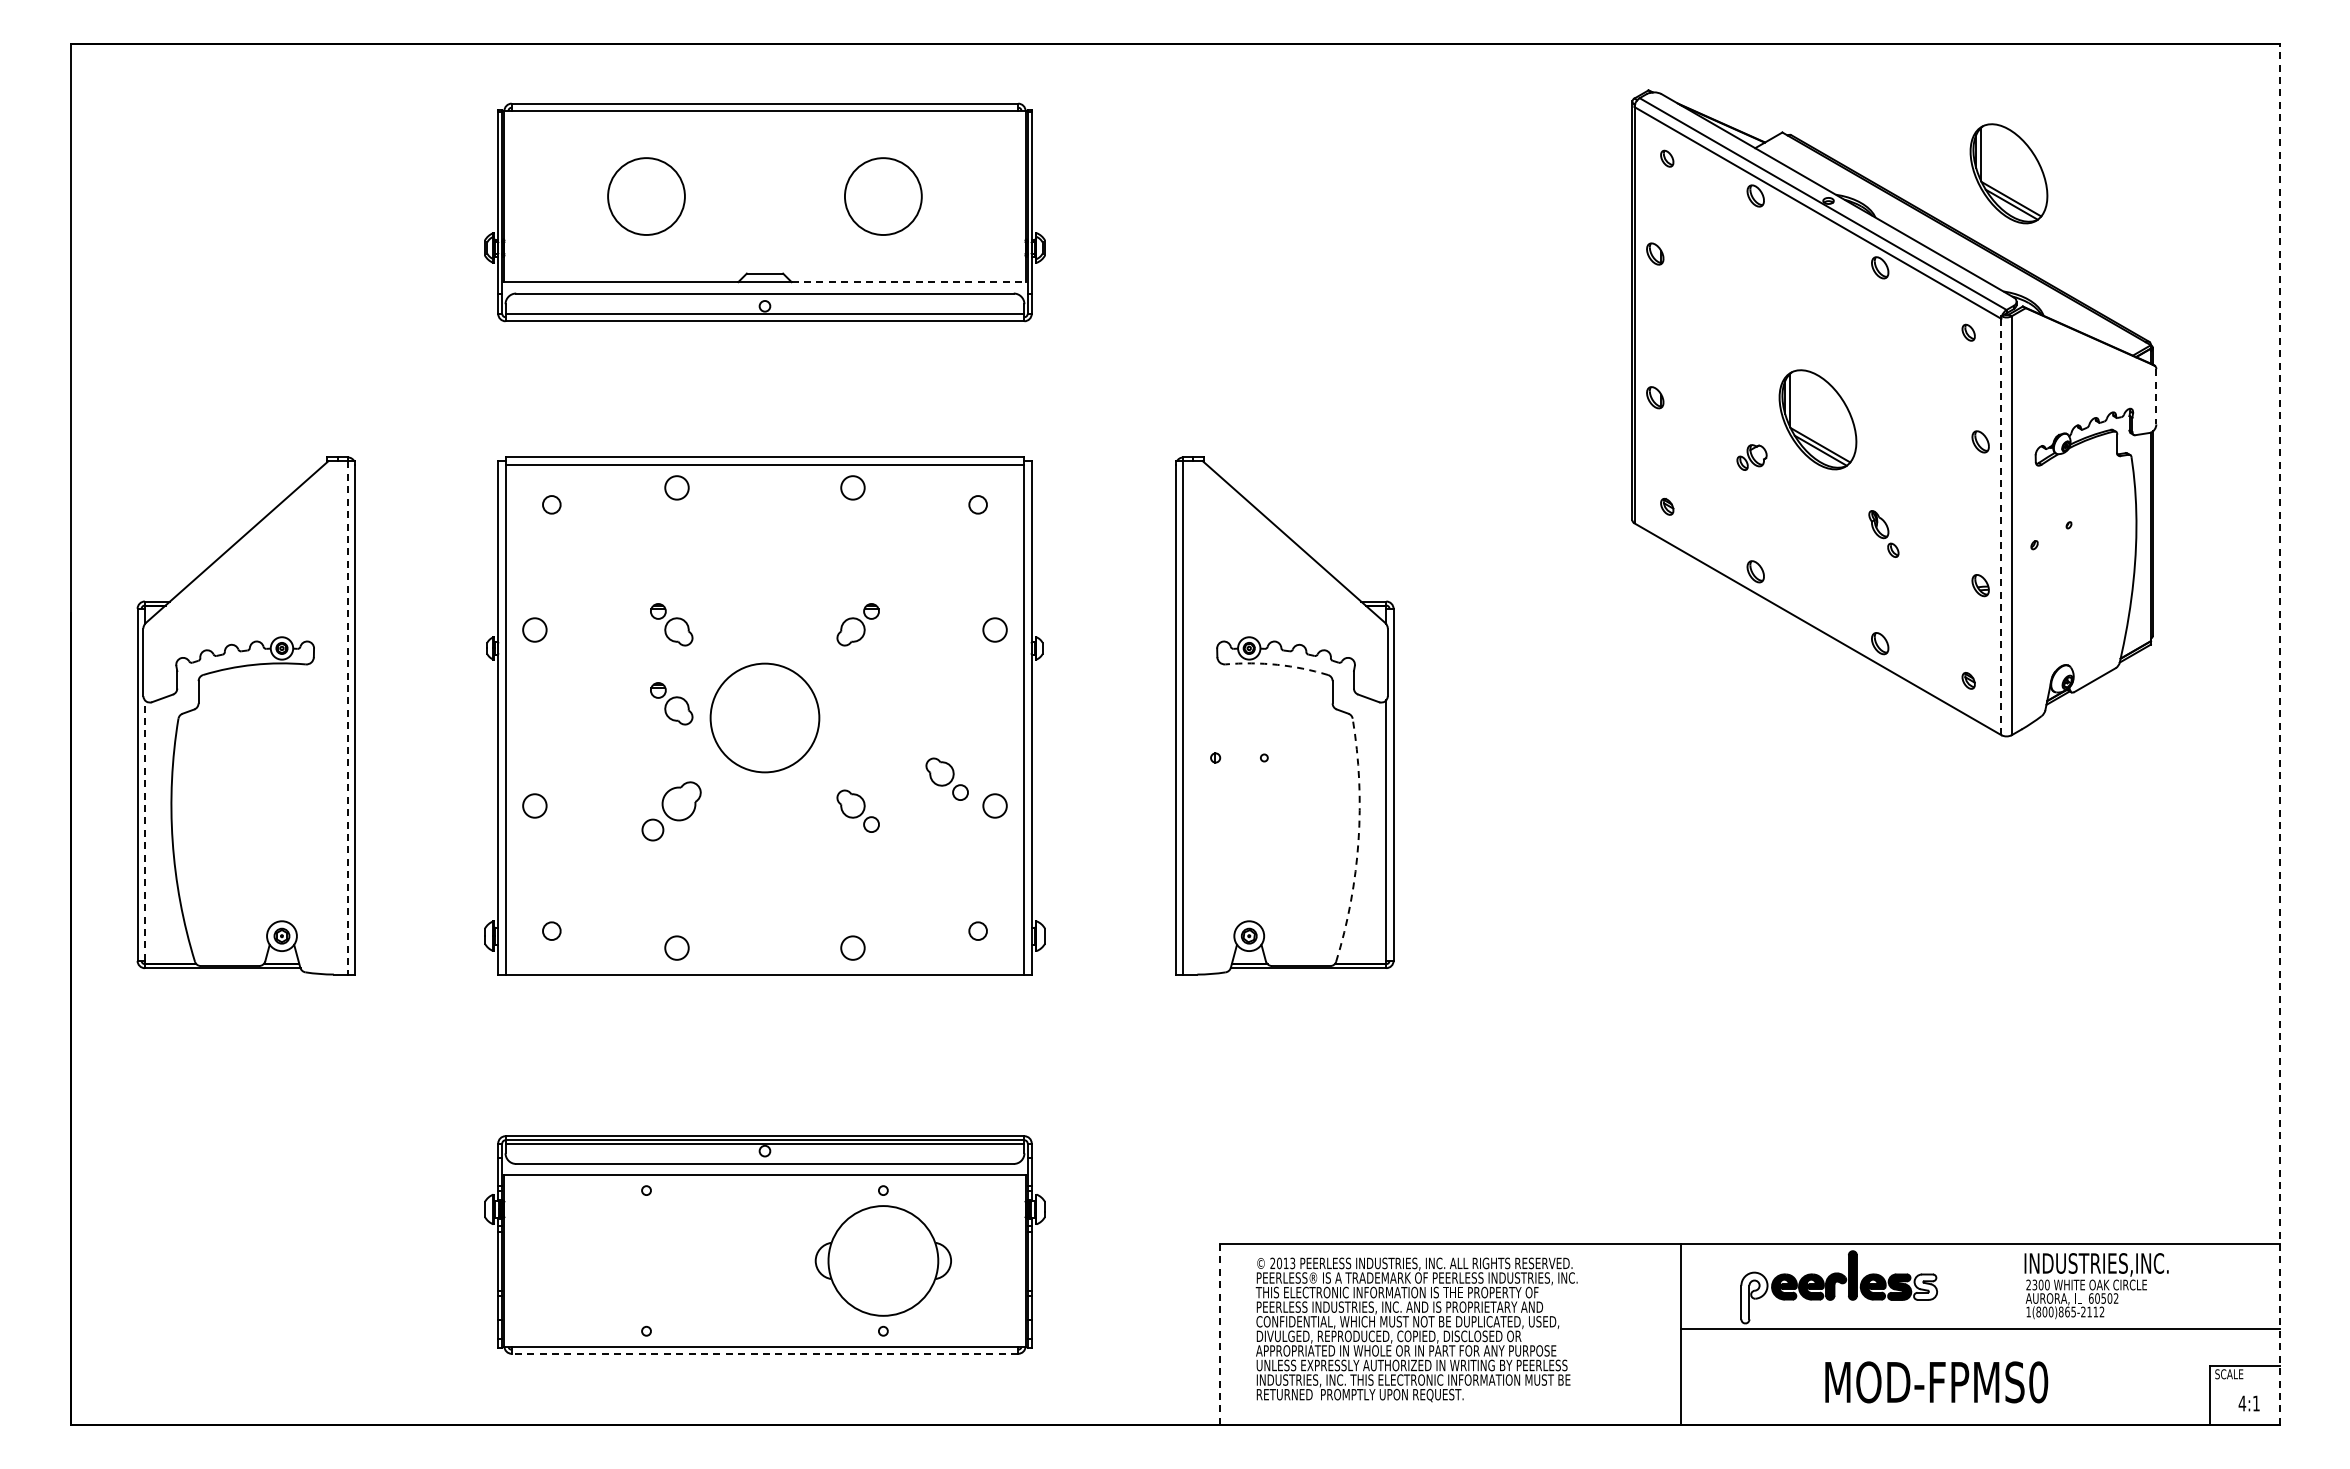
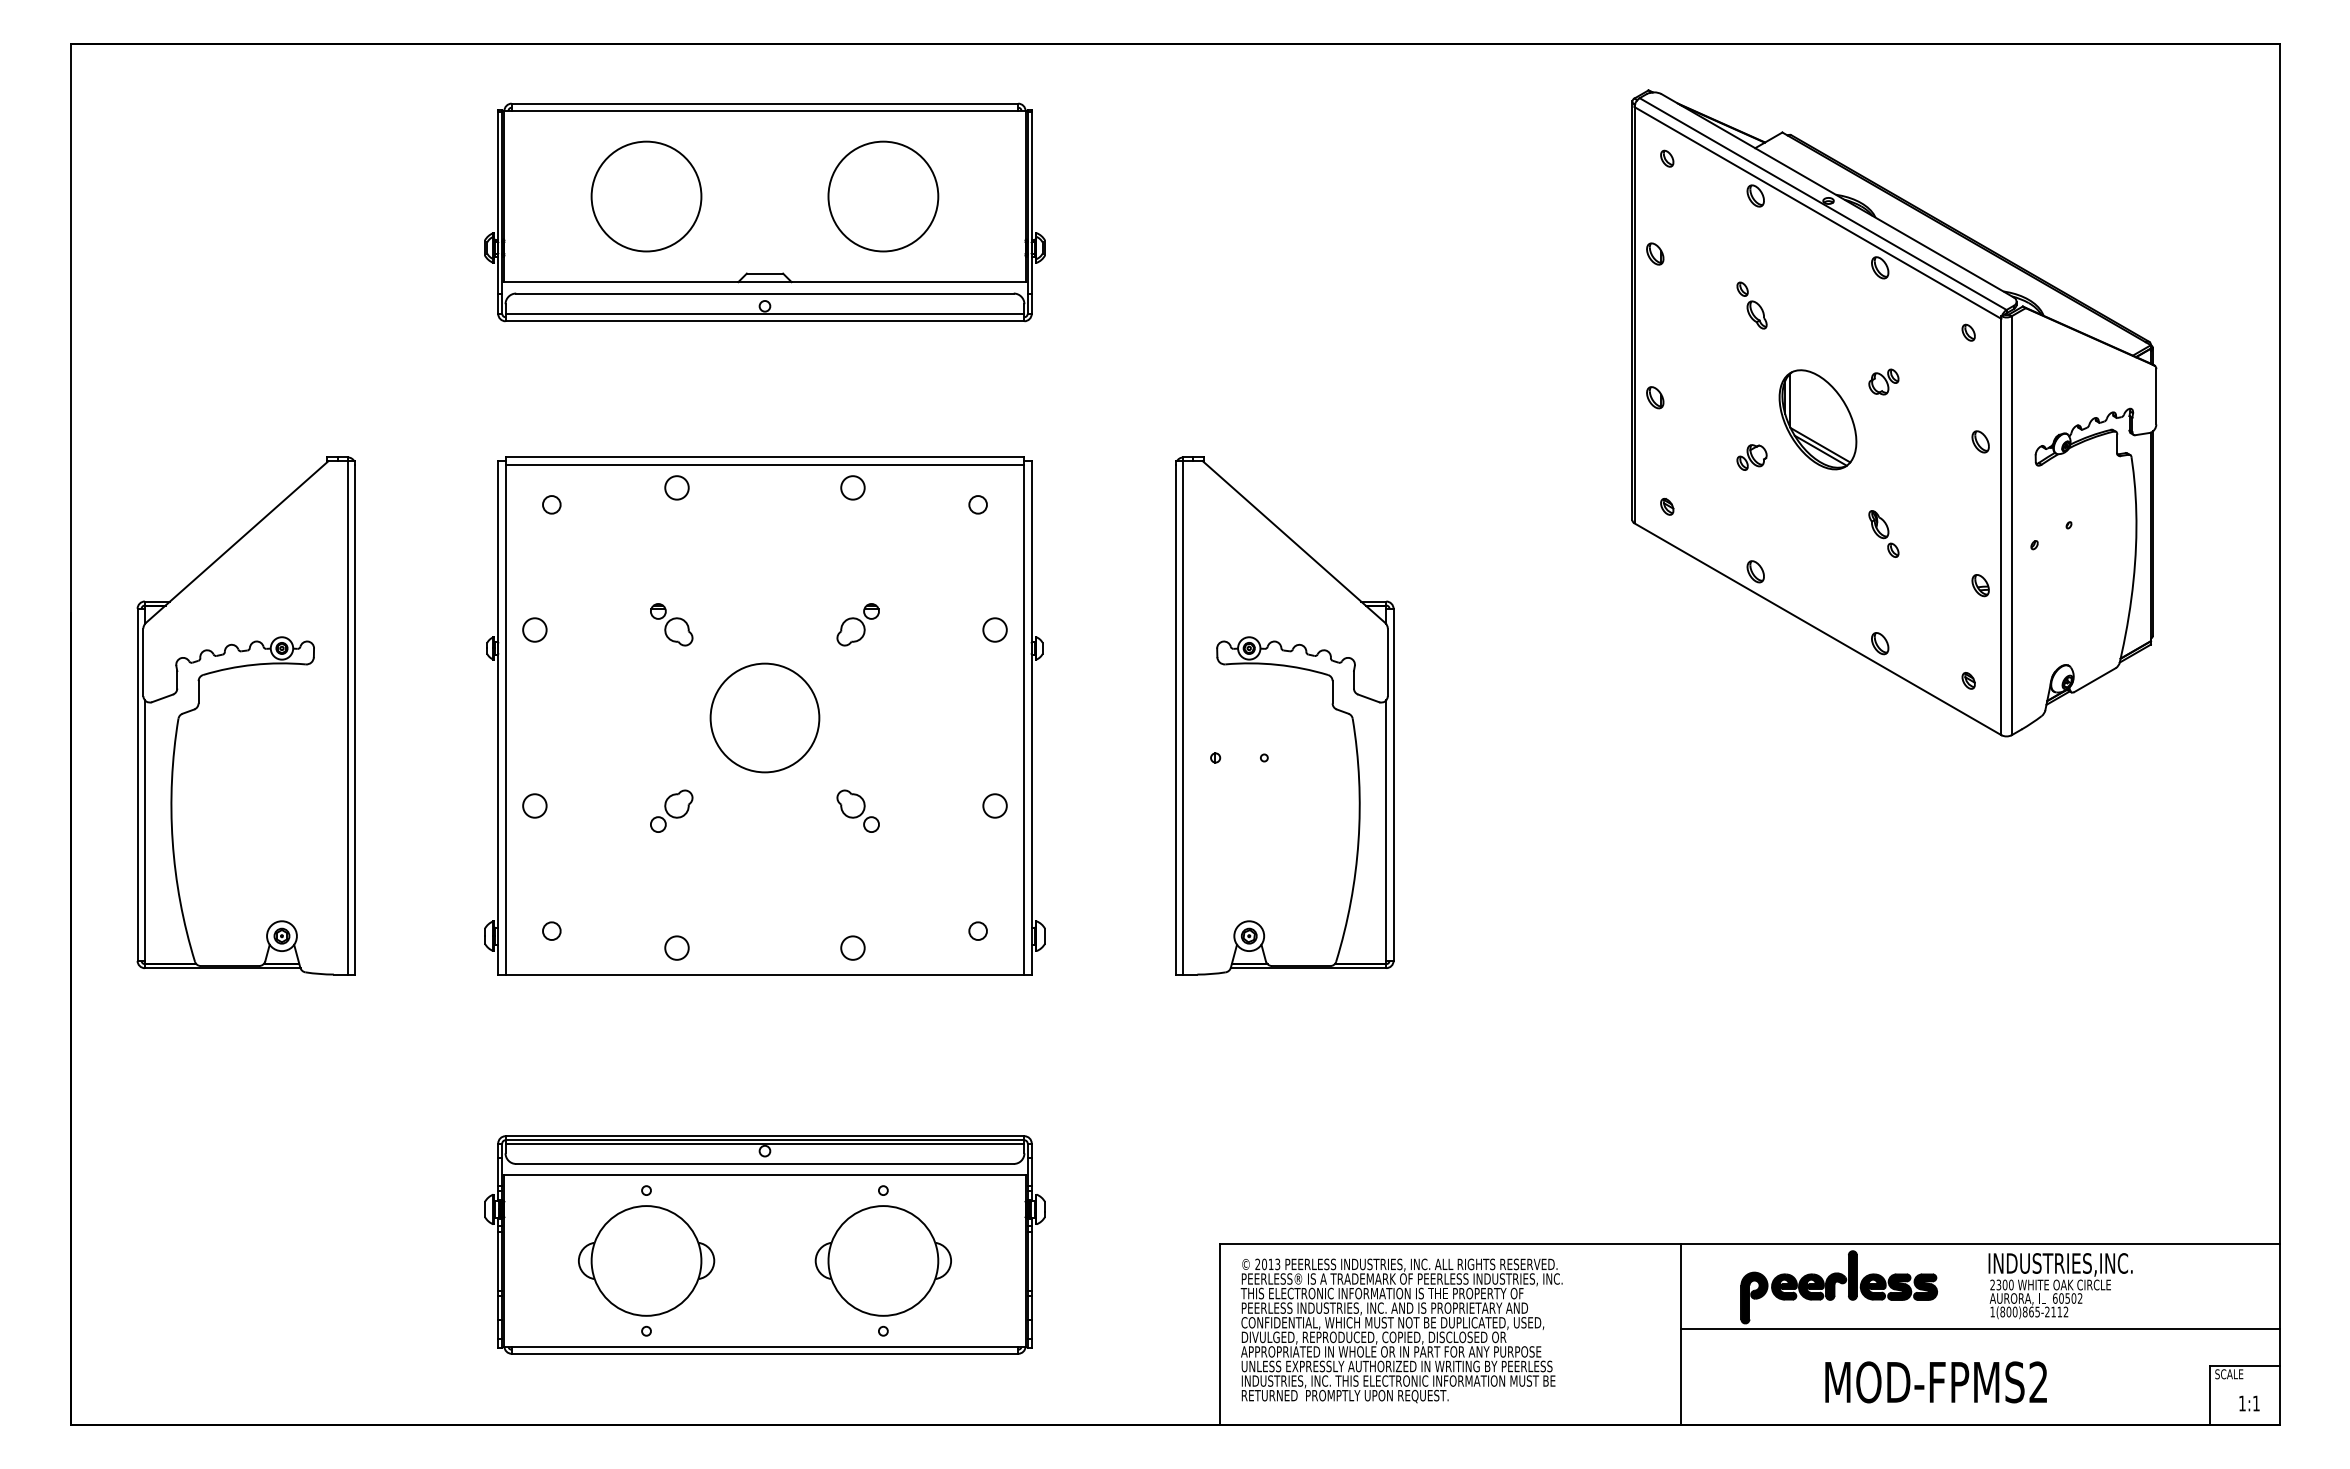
part: present -> none (2008, 173)
circle size: 79x79 px -> 113x113 px (646, 196)
circle diameter: 77 px -> 110 px (883, 196)
line: dashed -> solid (908, 282)
part: none -> present (1751, 305)
part: none -> present (1883, 381)
line: dashed -> solid (2156, 396)
line: dashed -> solid (2001, 526)
arc: dashed -> solid (1277, 664)
part: present -> none (671, 703)
line: dashed -> solid (347, 718)
line: dashed -> solid (2279, 734)
part: present -> none (946, 778)
part size: 61x61 px -> 44x44 px (671, 810)
line: dashed -> solid (144, 830)
arc: dashed -> solid (1358, 841)
part: none -> present (646, 1260)
fill: none -> present (1925, 1286)
text position: (2096, 1286) -> (2060, 1286) (2060, 1286)
fill: none -> present (1754, 1297)
text position: (1416, 1329) -> (1401, 1330) (1401, 1330)
line: dashed -> solid (1219, 1333)
line: dashed -> solid (764, 1353)
text: MOD-FPMS0 -> MOD-FPMS2 (2038, 1382)
text: 4:1 -> 1:1 (2242, 1403)
